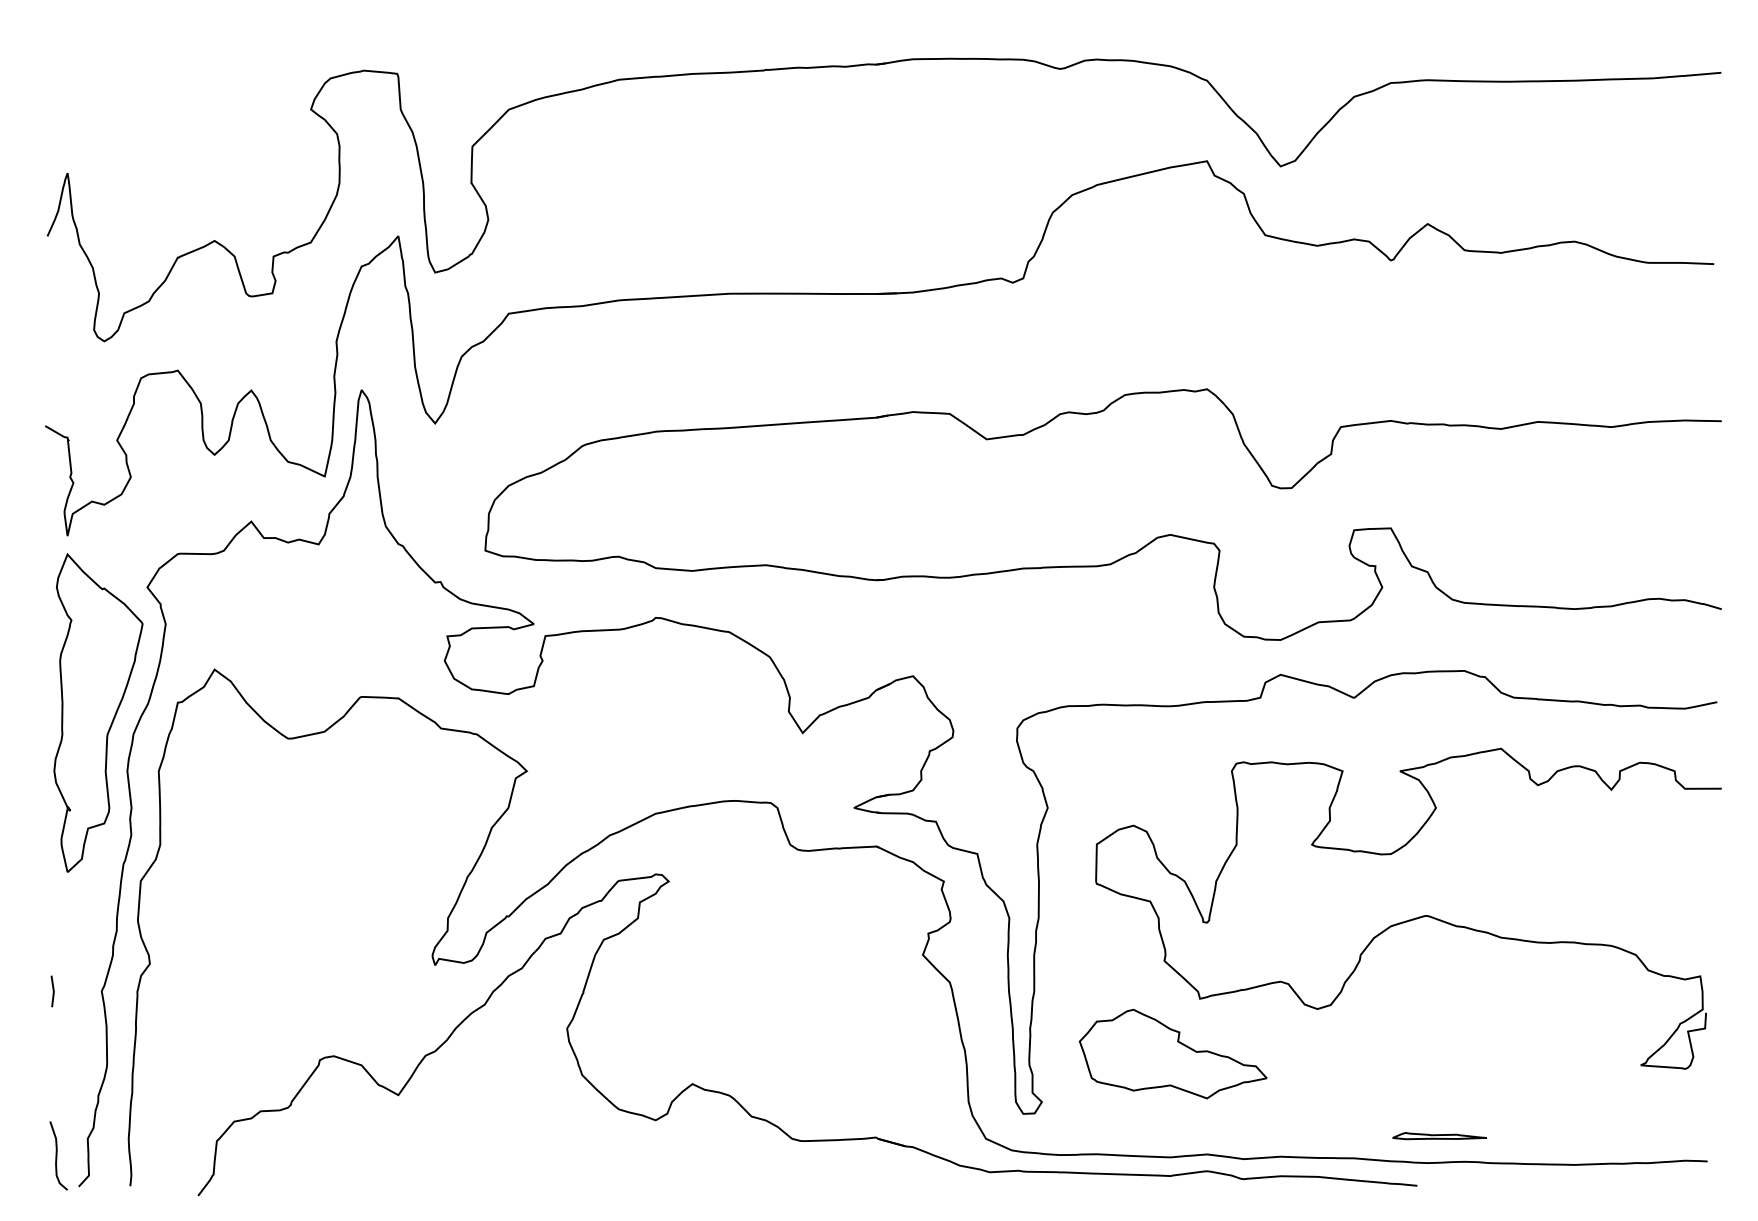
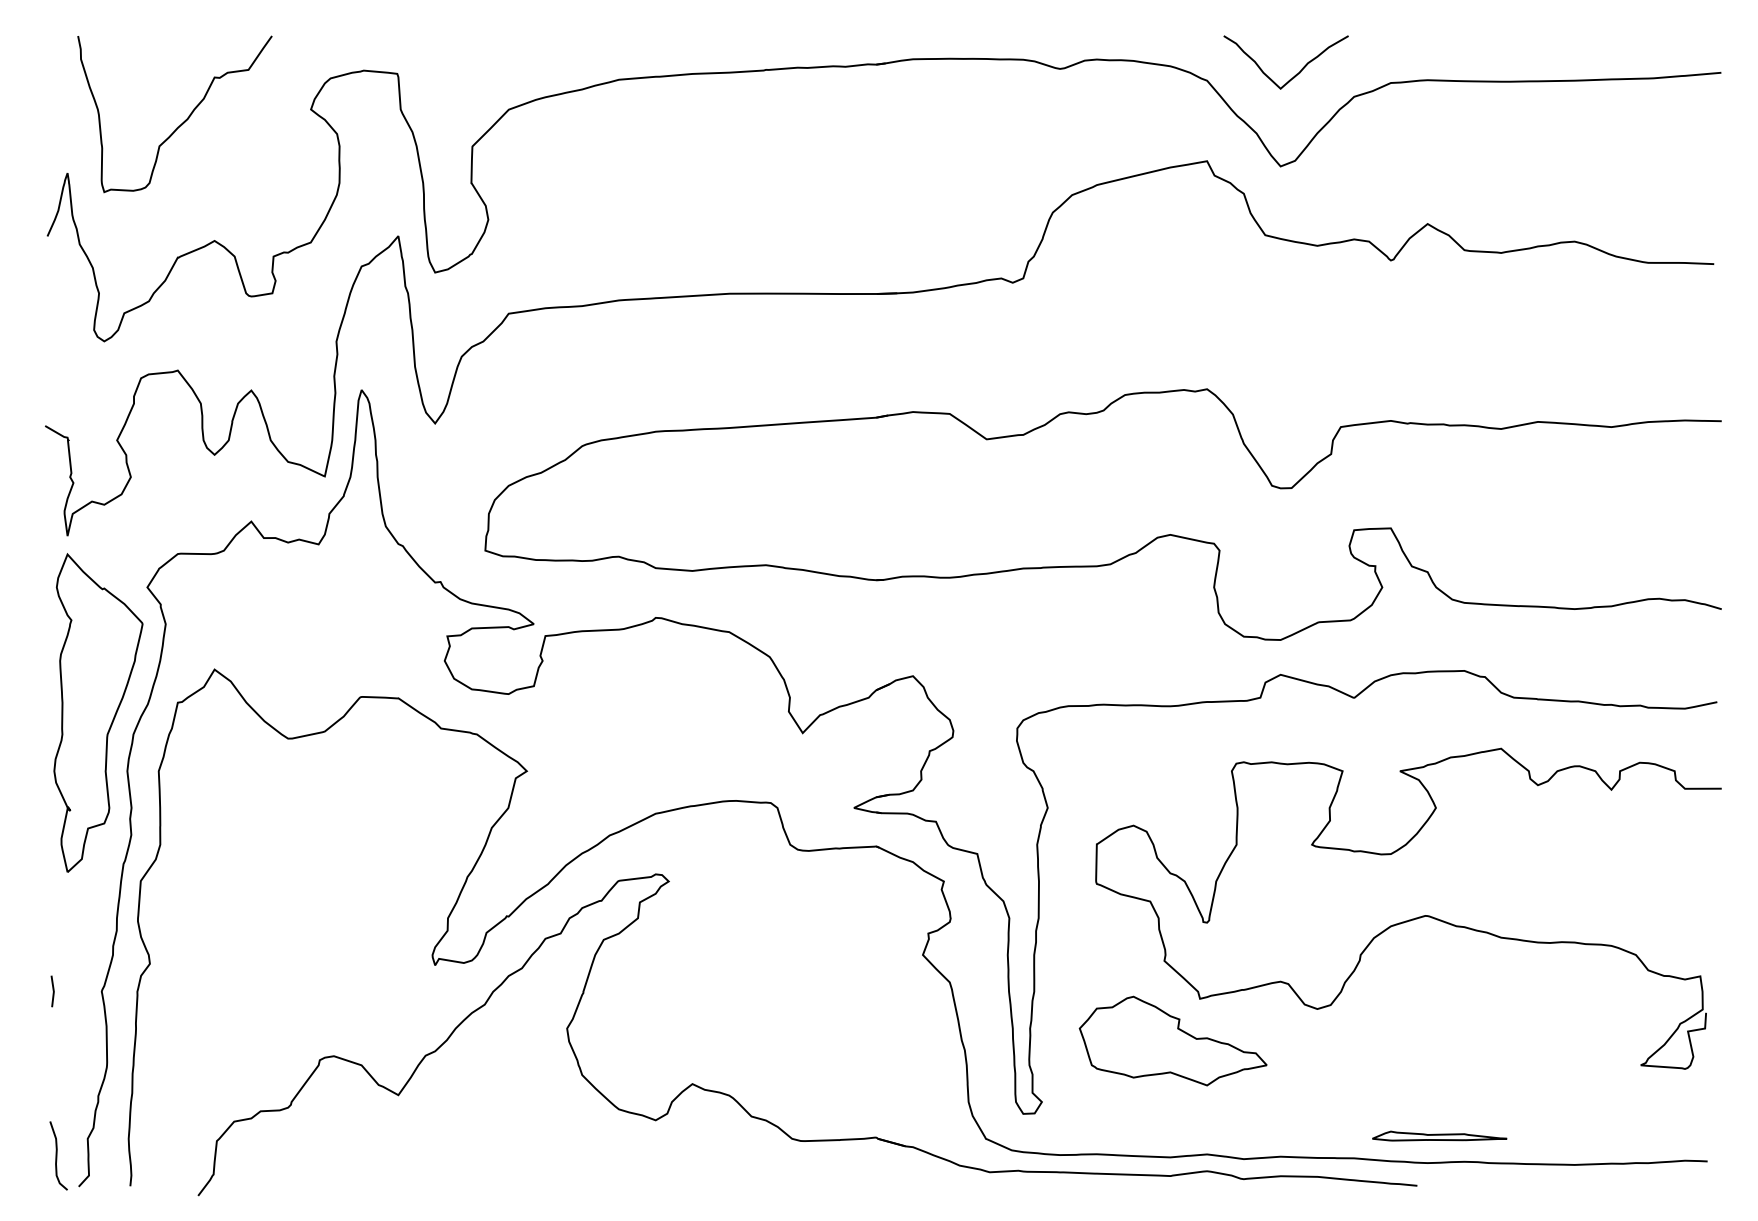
curve: none -> present (1295, 74)
curve: none -> present (182, 122)
part position: (1172, 1053) -> (1172, 1040) (1172, 1040)
part size: 95x9 px -> 136x12 px (1439, 1135)
